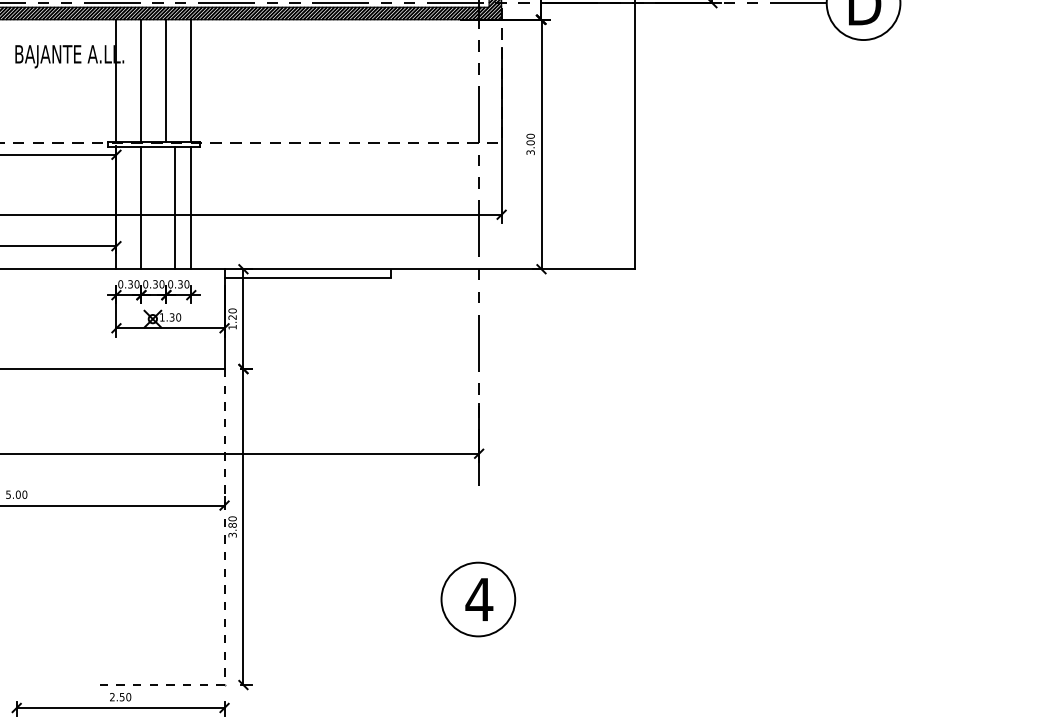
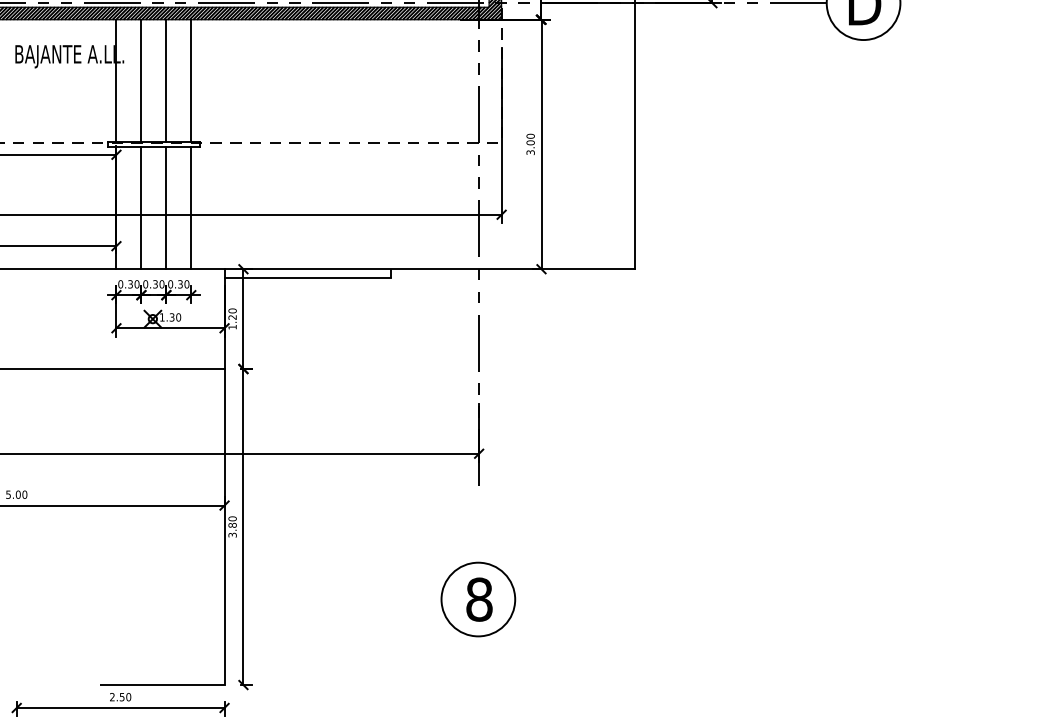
line position: (175, 207) -> (166, 207) (166, 207)
line: dashed -> solid (224, 590)
text: 4 -> 8 (479, 599)
